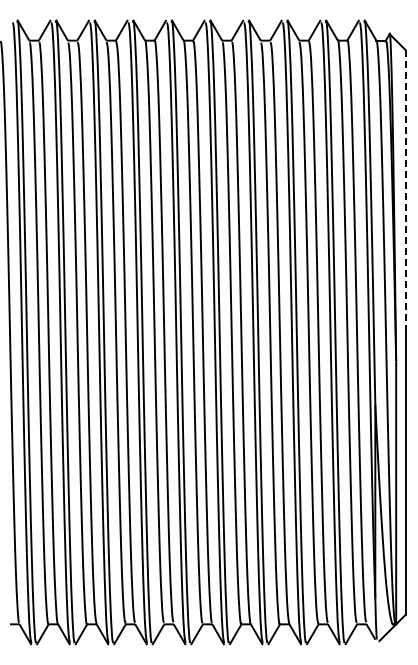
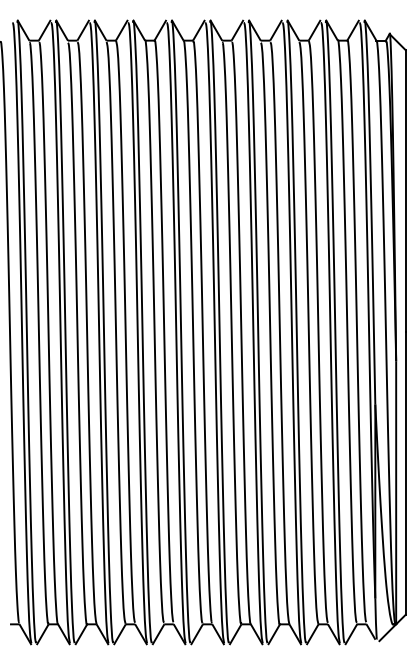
line: dashed -> solid (405, 191)
